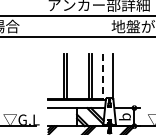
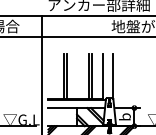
line: none -> present (42, 73)
line: dashed -> solid (103, 76)
